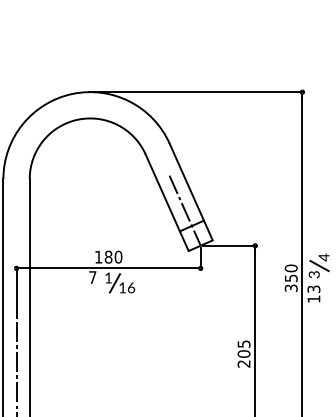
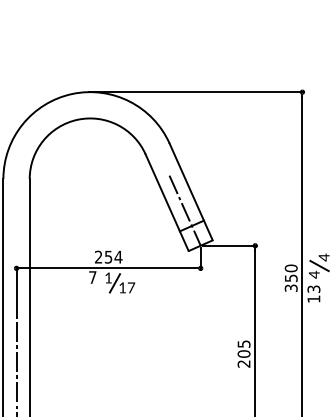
text: 180 -> 254 (108, 256)
text: 3 -> 4 (313, 274)
text: 16 -> 17 (131, 287)
